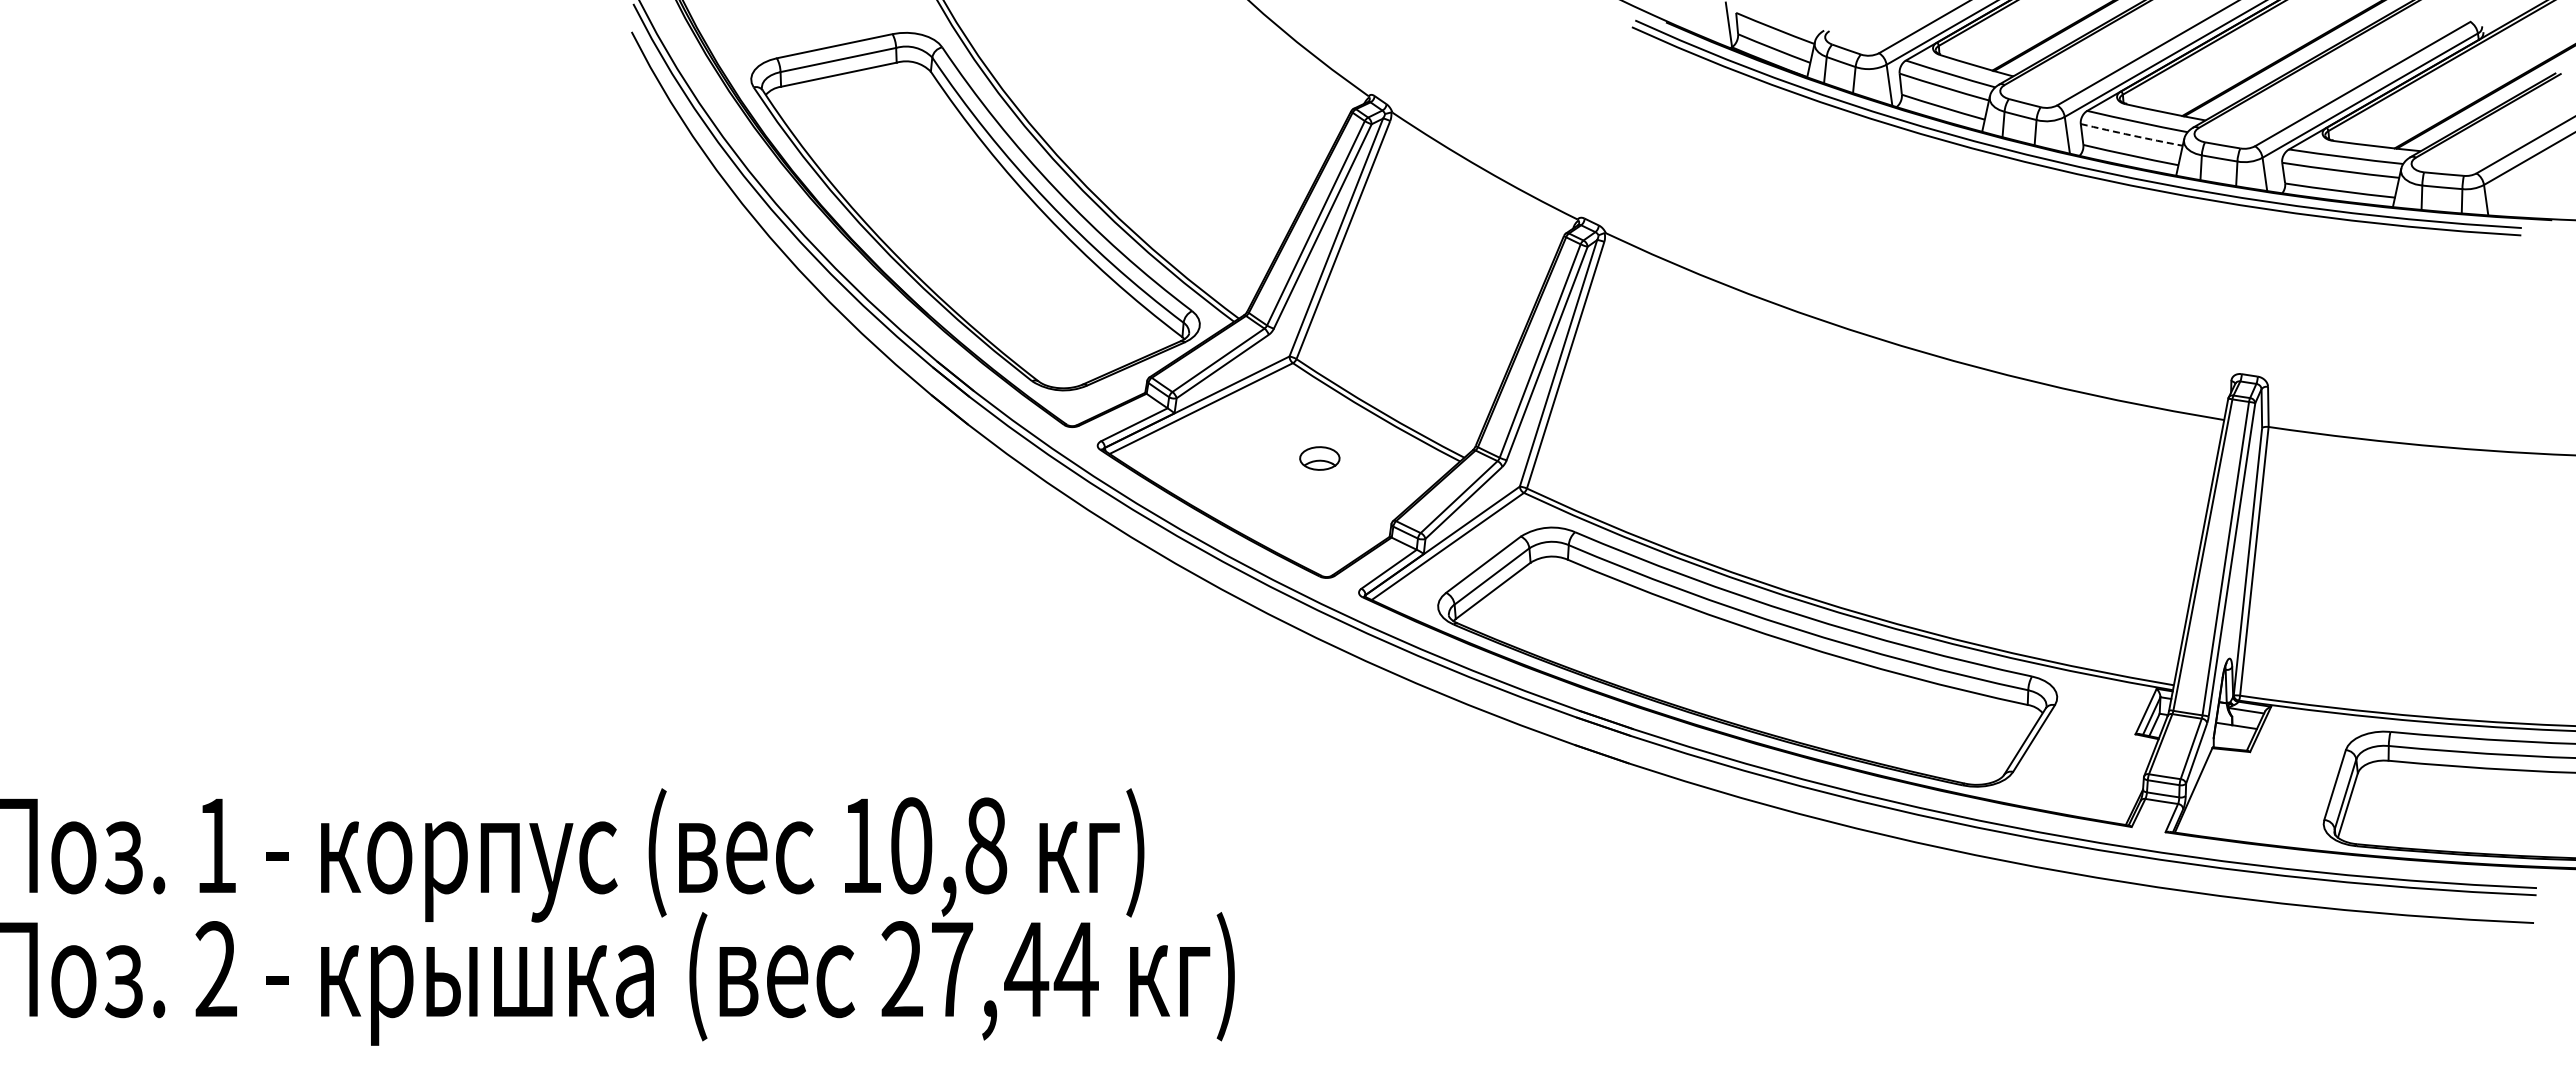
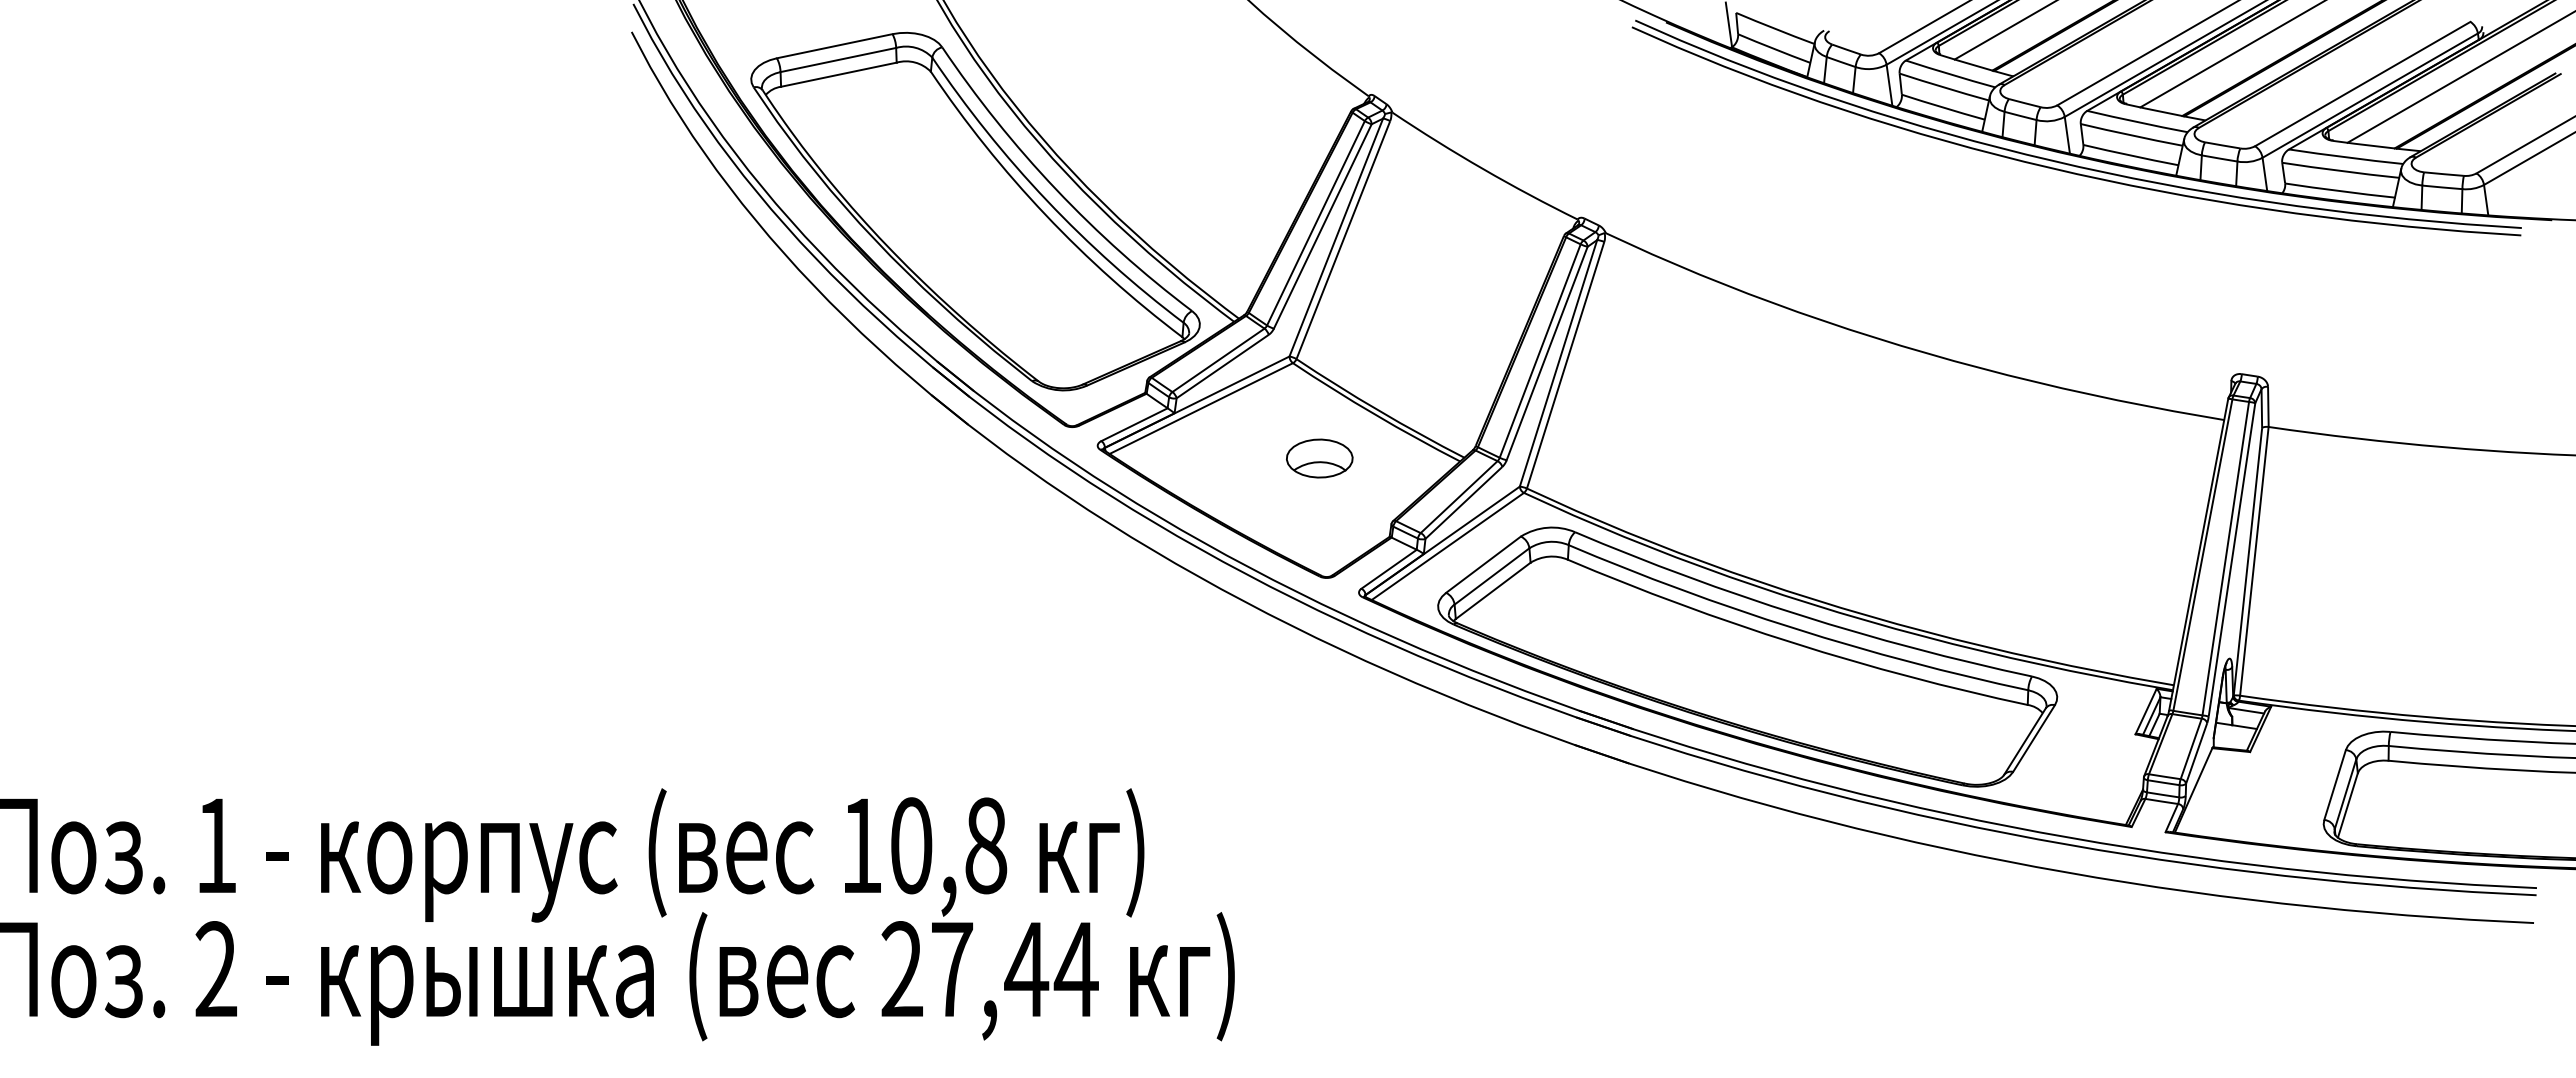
line: none -> present (2003, 30)
line: none -> present (2231, 54)
line: none -> present (2459, 77)
arc: dashed -> solid (2131, 135)
part size: 42x25 px -> 68x41 px (1319, 458)
